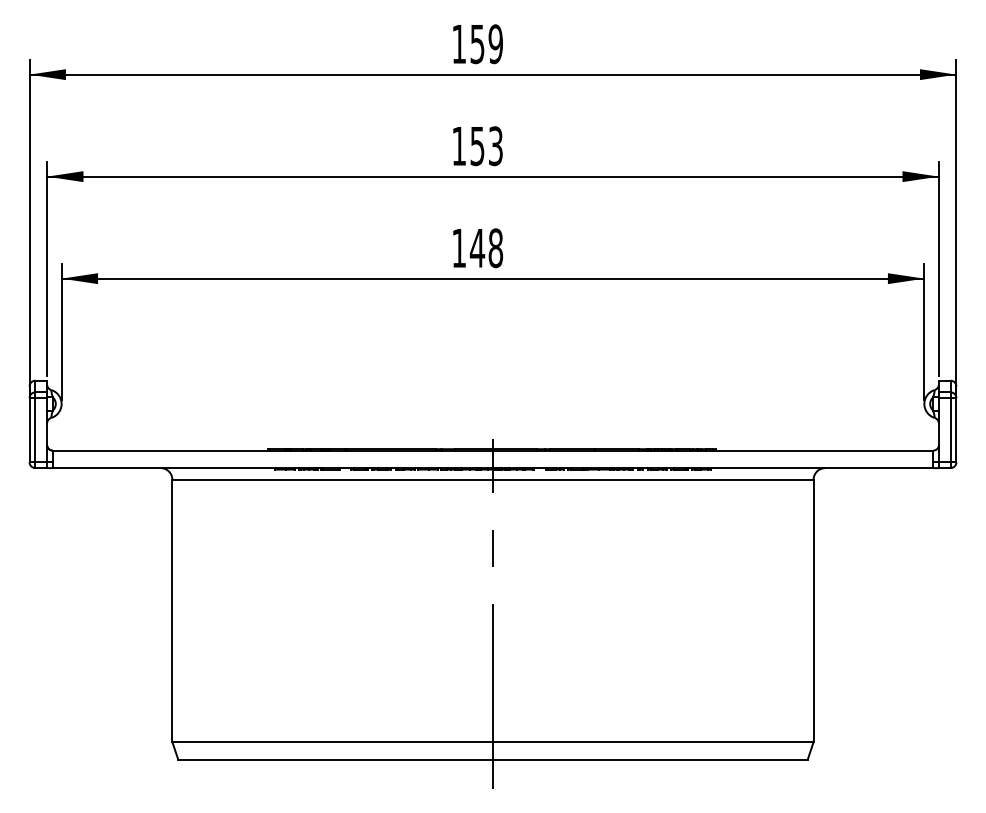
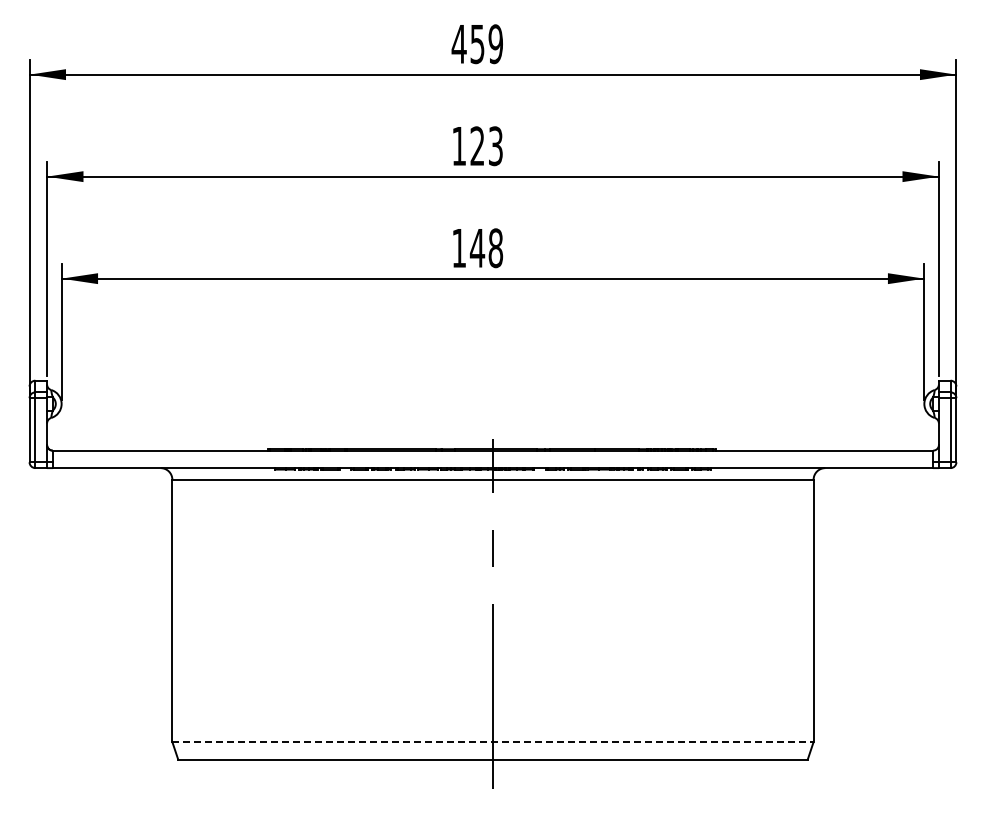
text: 159 -> 459 (458, 44)
text: 153 -> 123 (477, 146)
line: solid -> dashed (492, 742)
